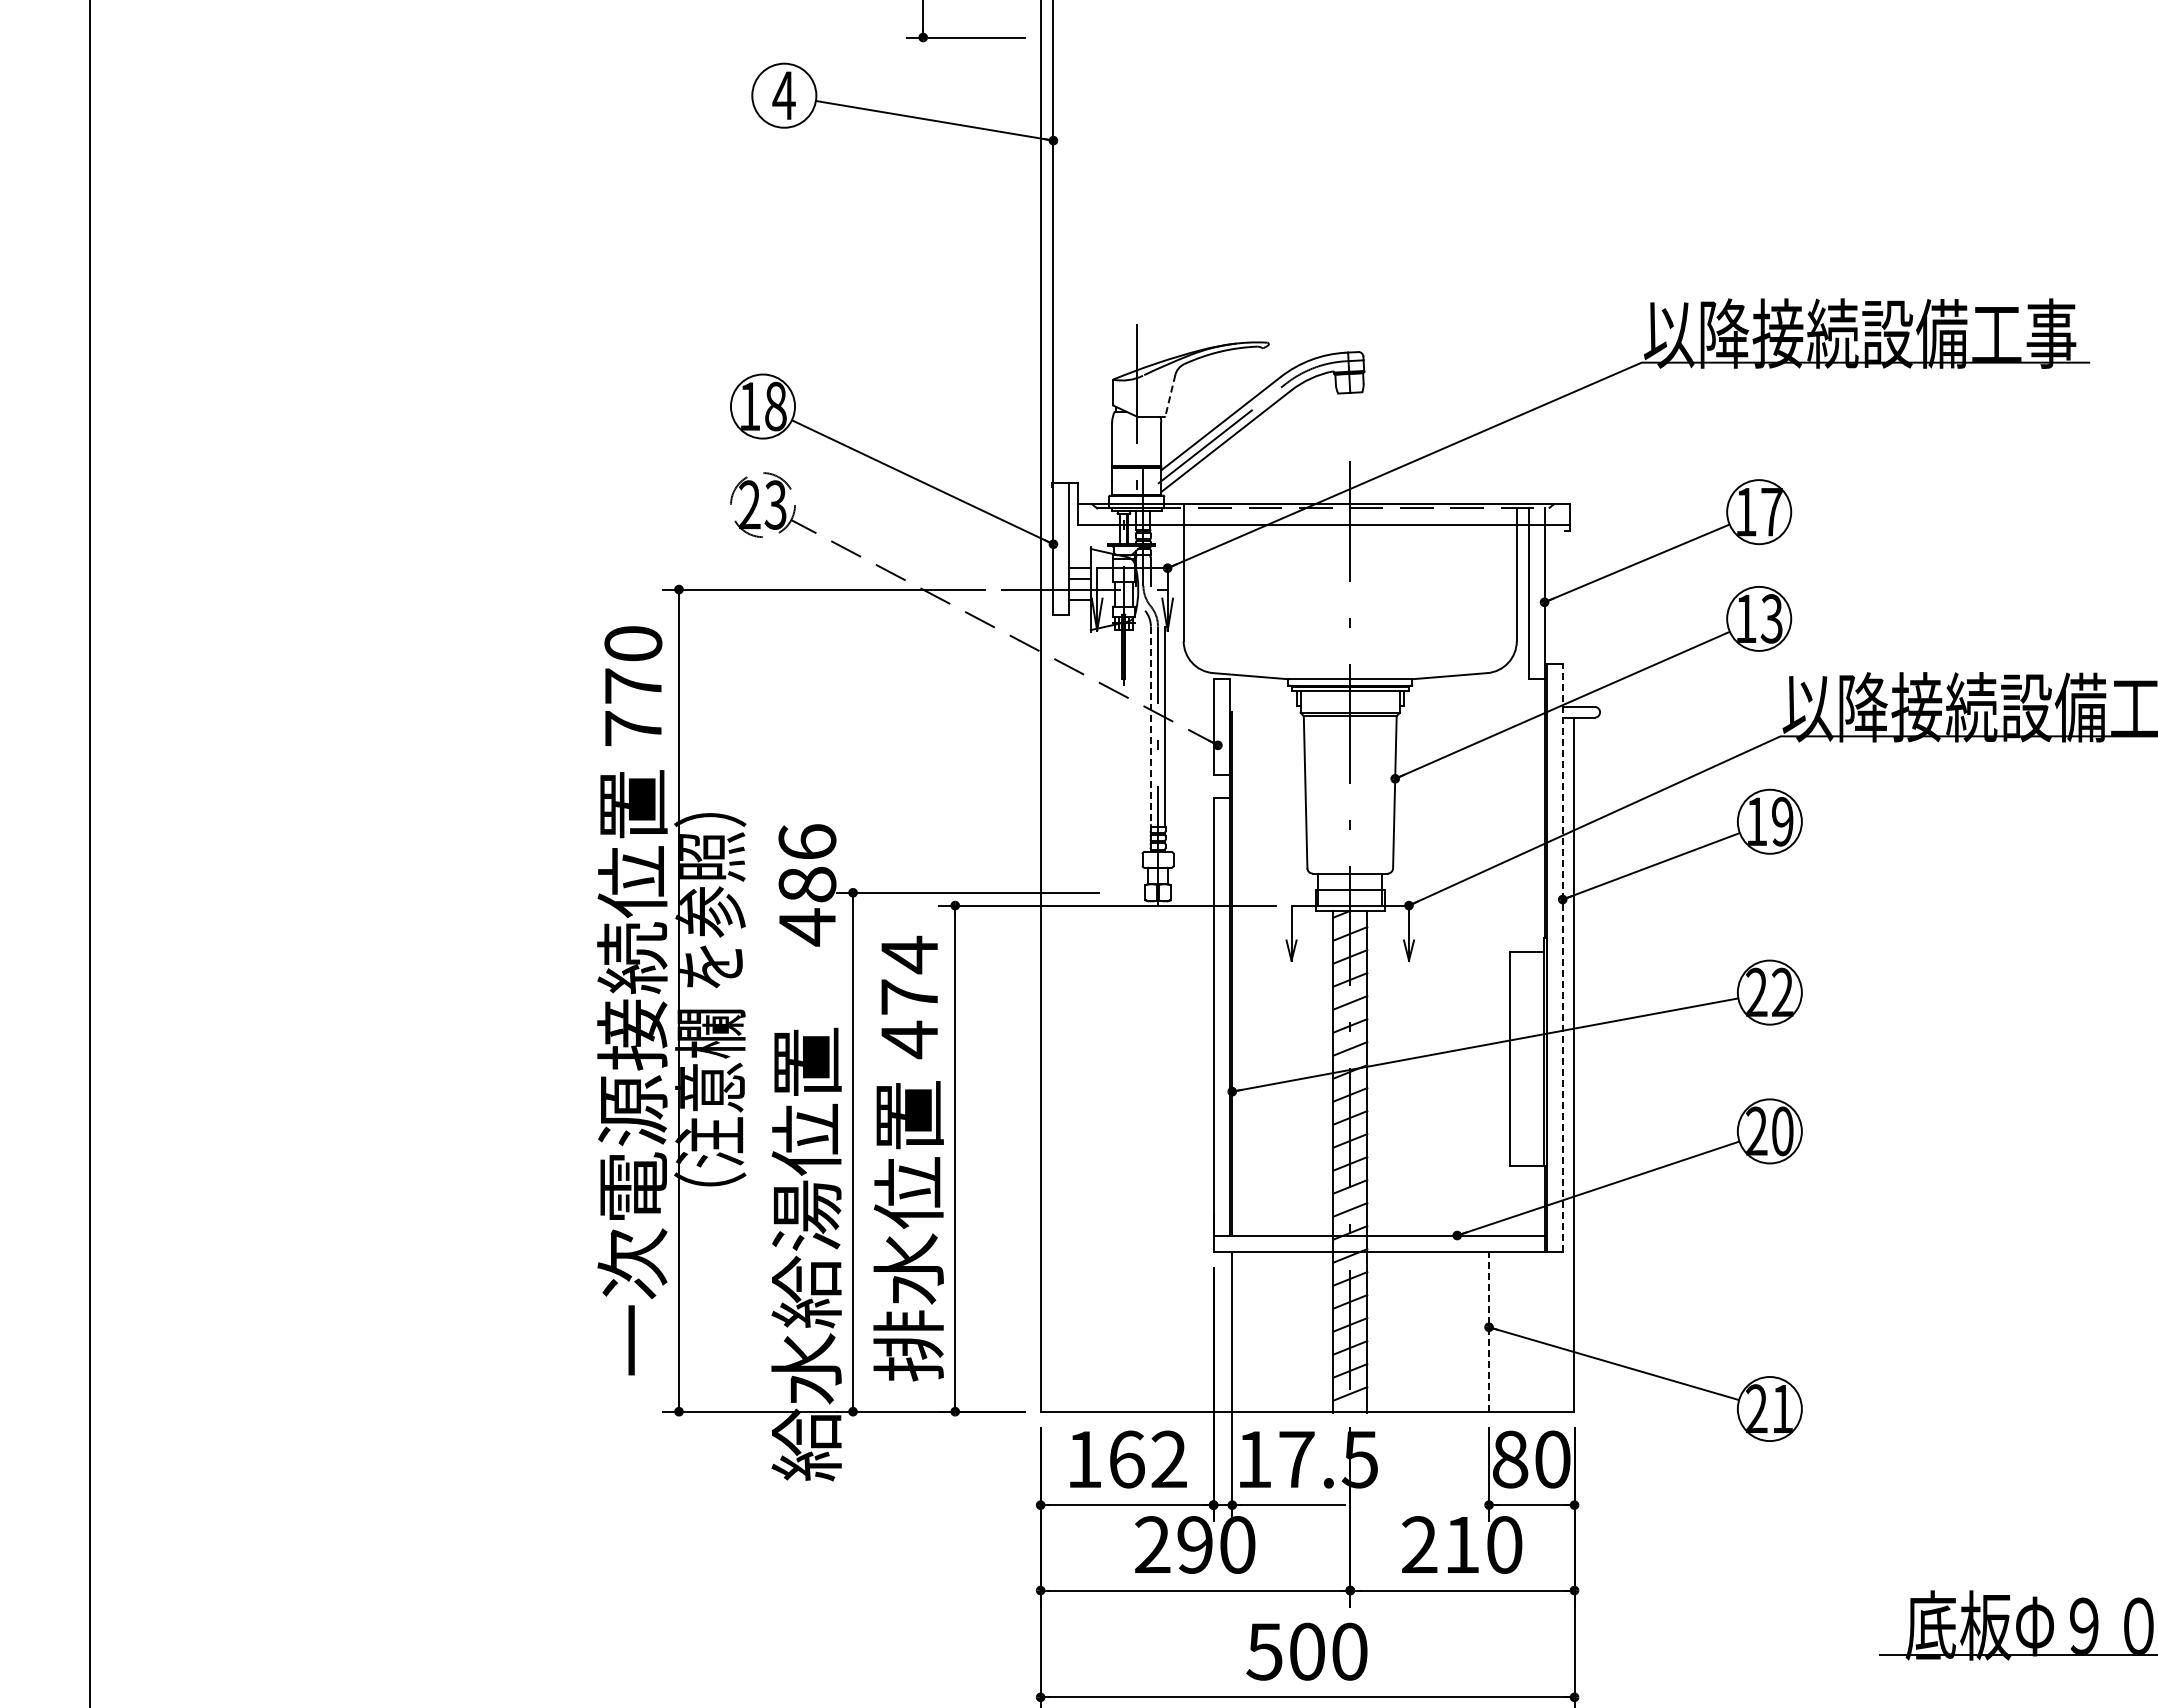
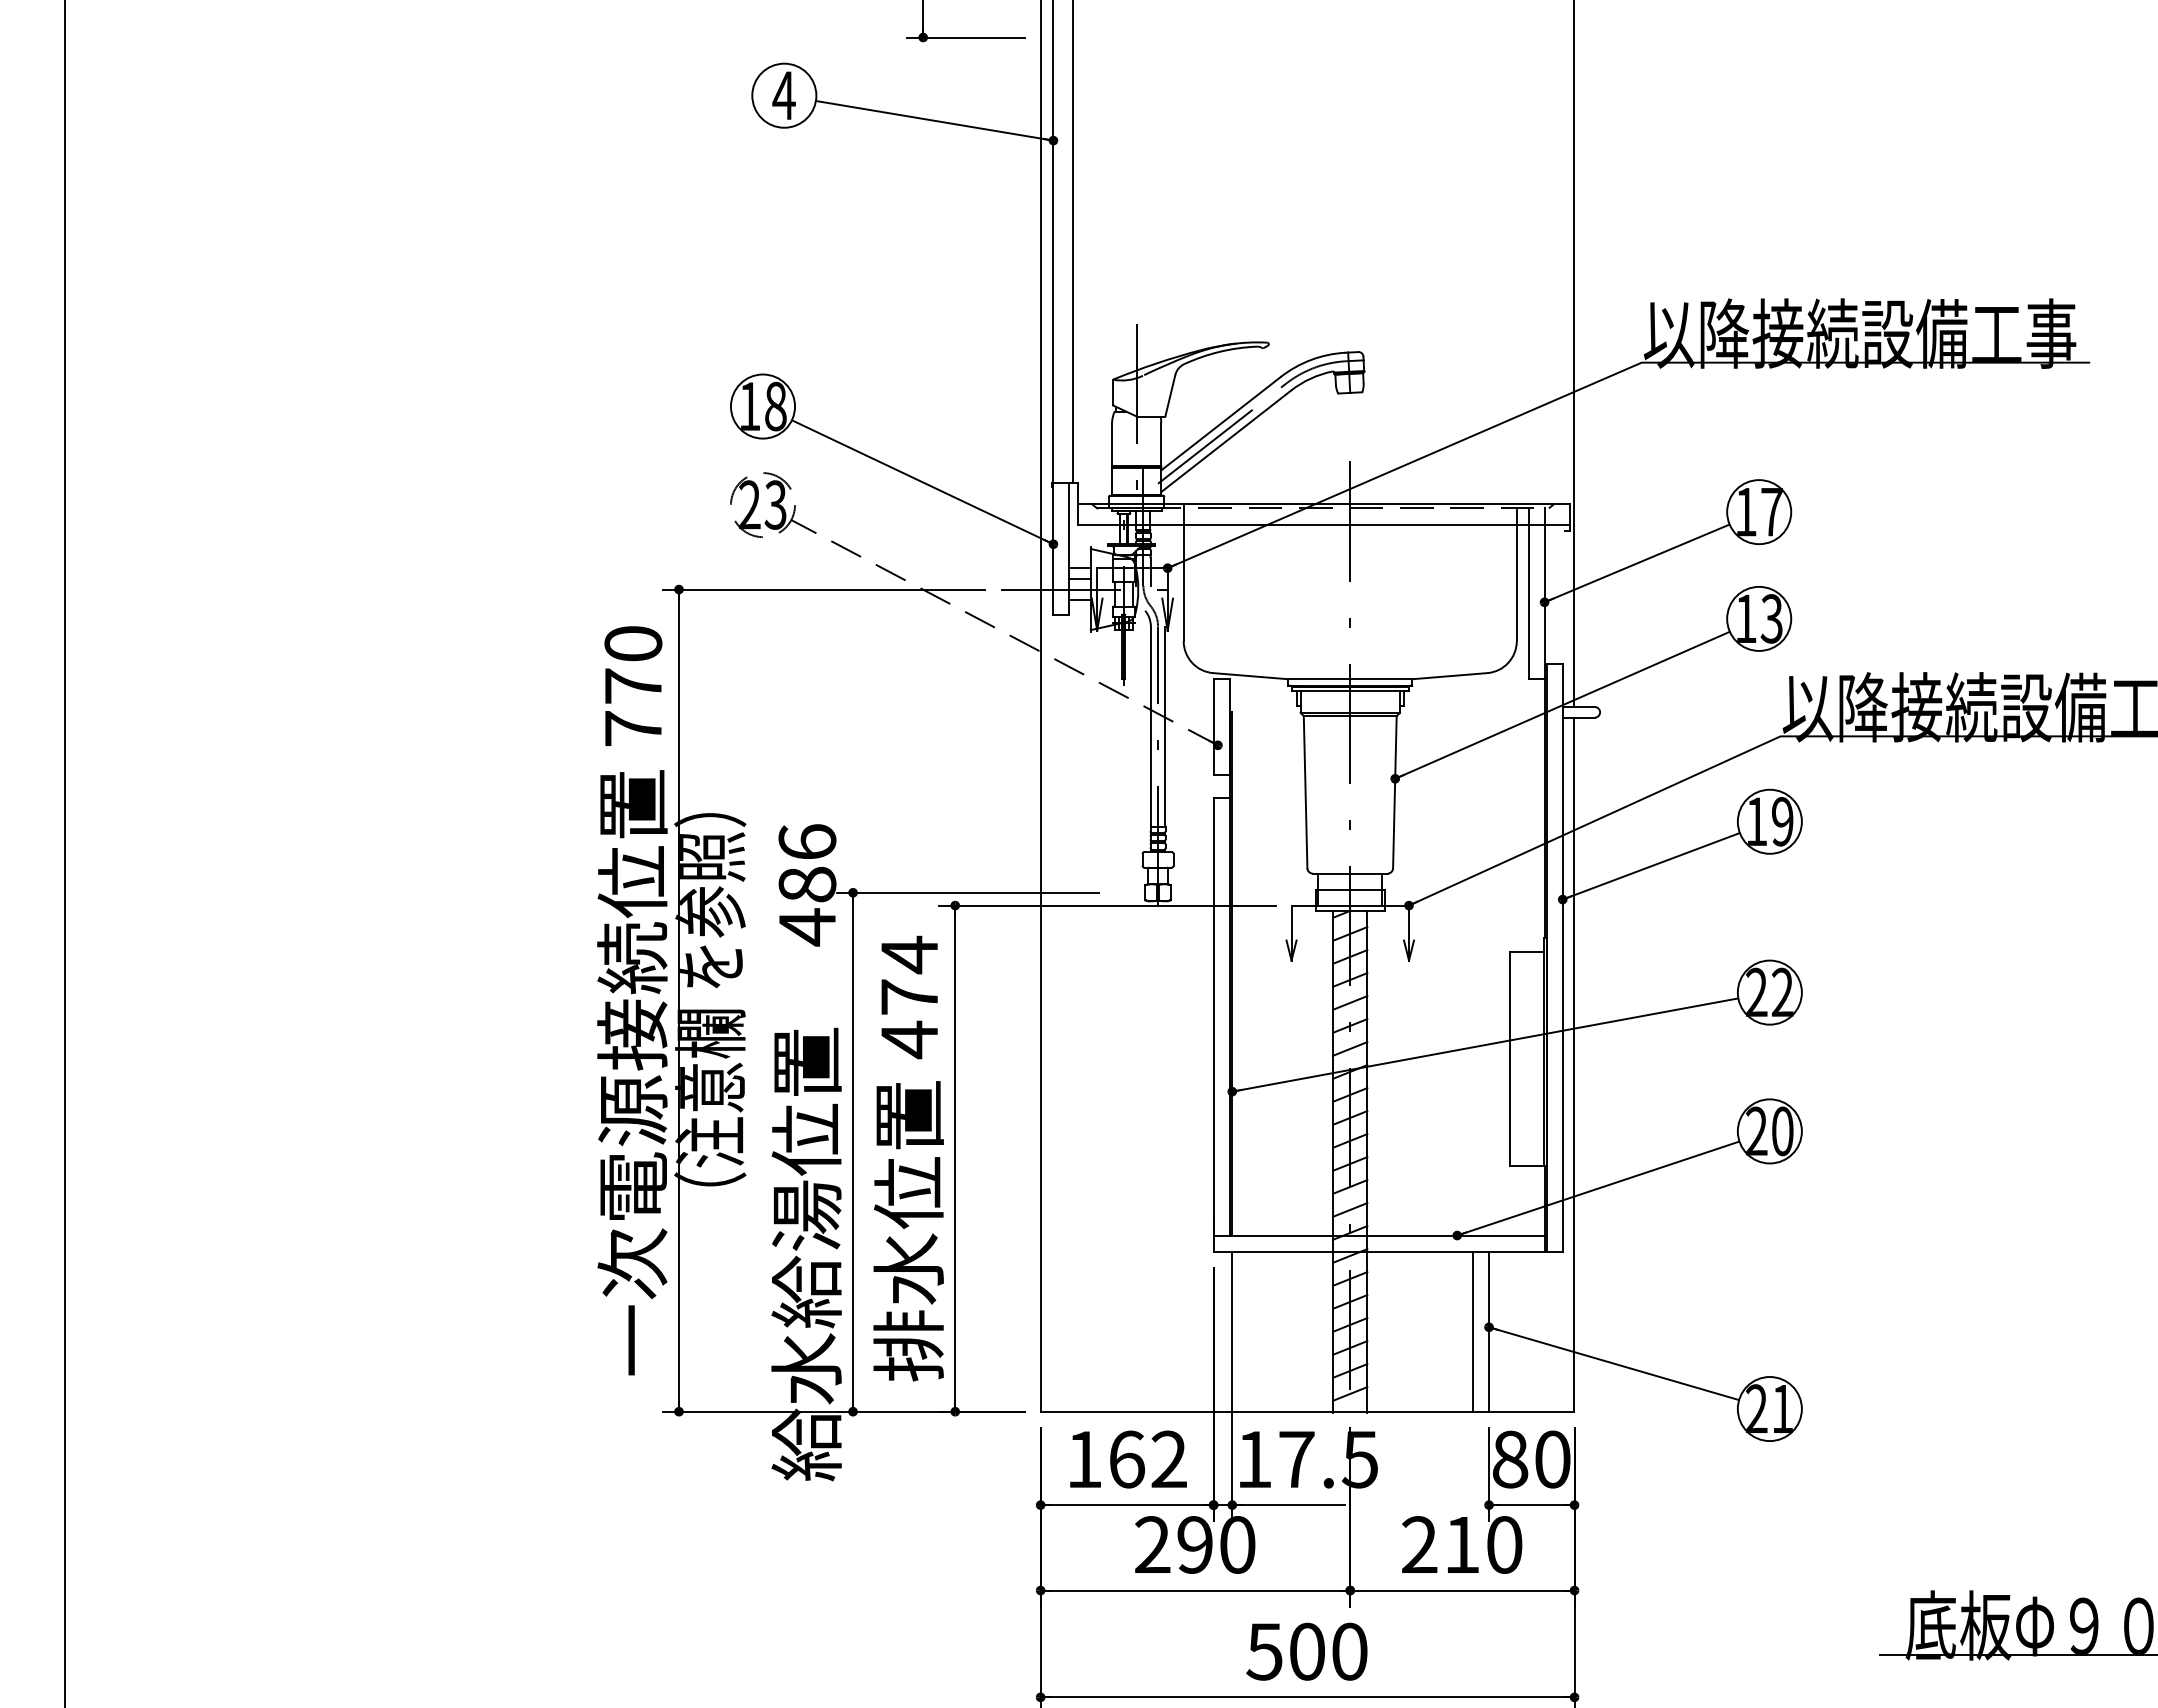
line: none -> present (1072, 242)
line: none -> present (1574, 354)
line: dashed -> solid (1170, 396)
line: dashed -> solid (1150, 725)
line position: (89, 853) -> (64, 853) (64, 853)
line: dashed -> solid (1562, 957)
line: none -> present (1473, 1331)
line: dashed -> solid (1489, 1331)
